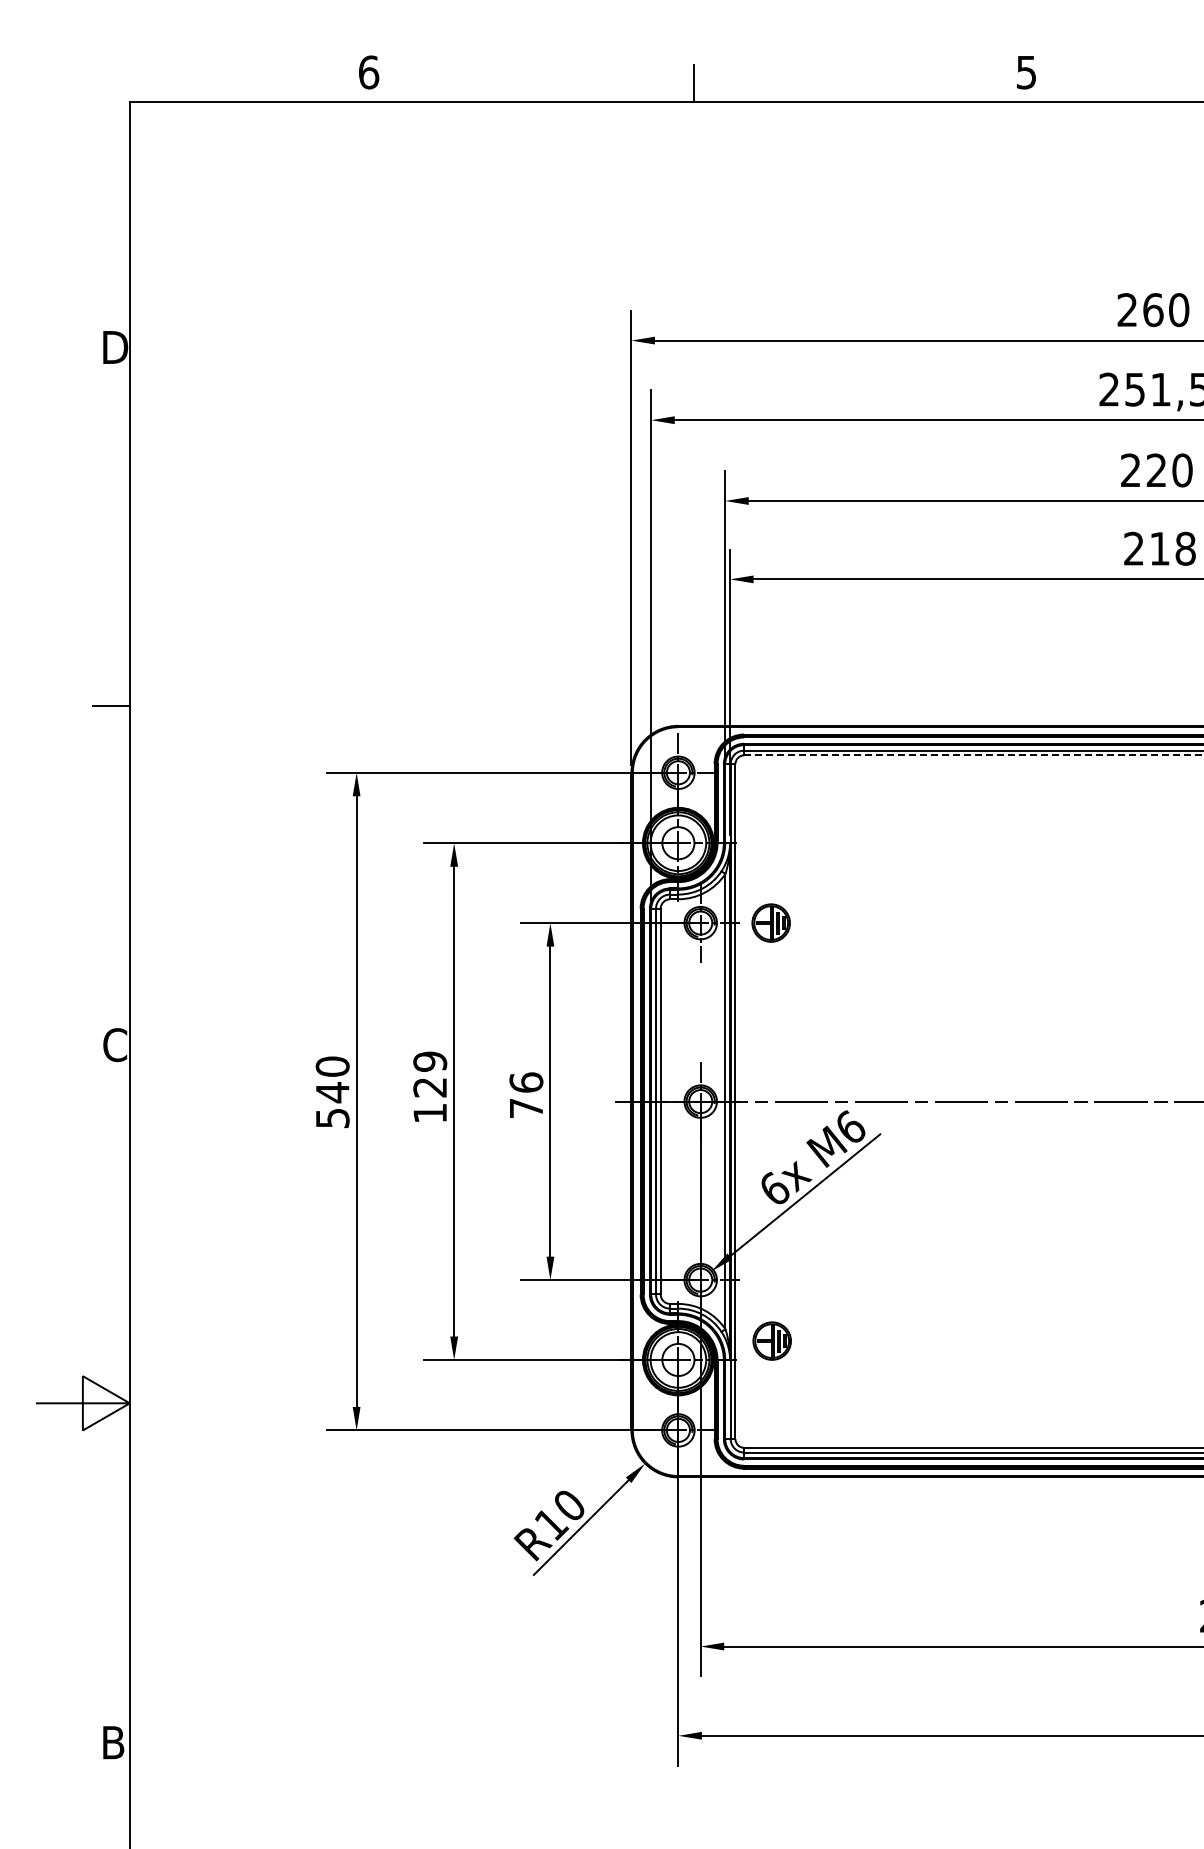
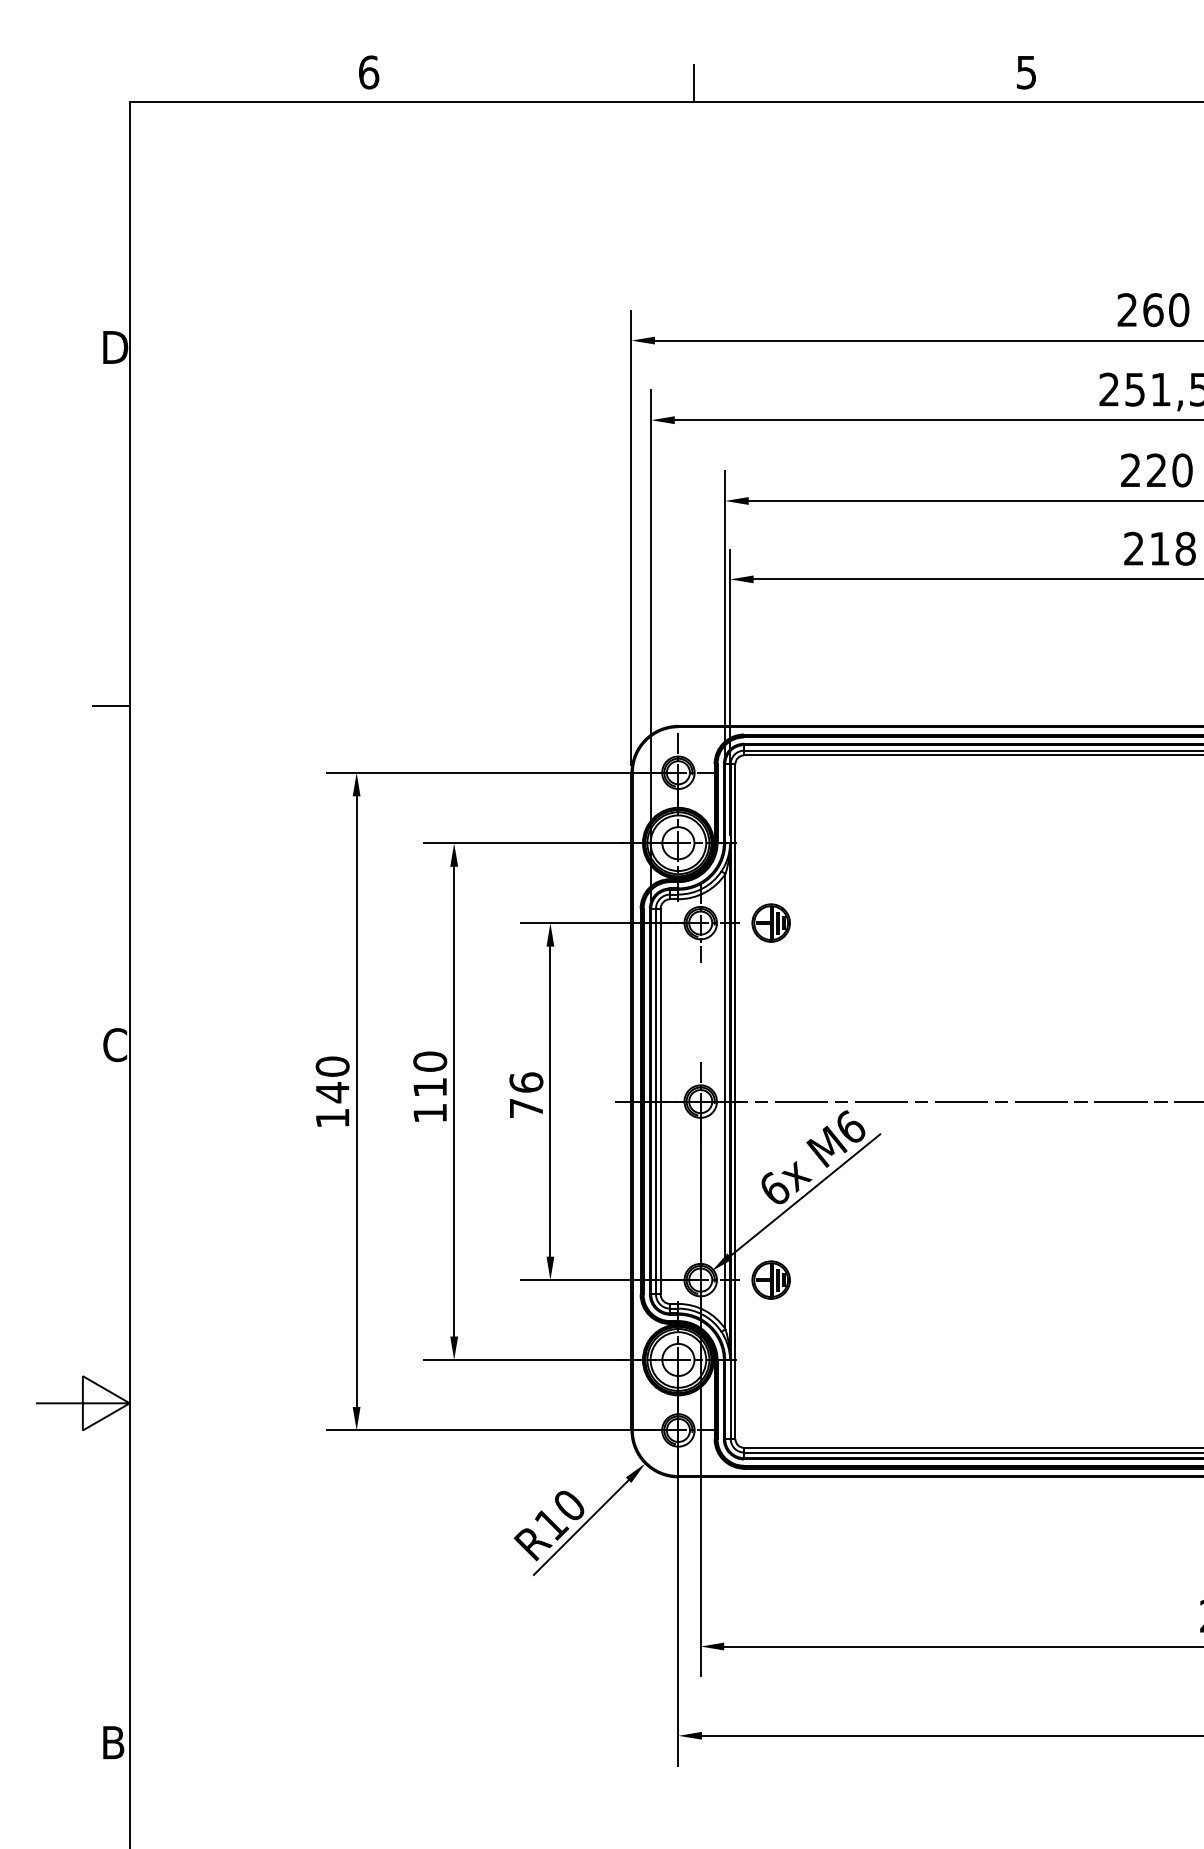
line: dashed -> solid (974, 755)
text: 129 -> 110 (430, 1074)
text: 540 -> 140 (332, 1118)
part position: (771, 1340) -> (770, 1279) (770, 1279)
